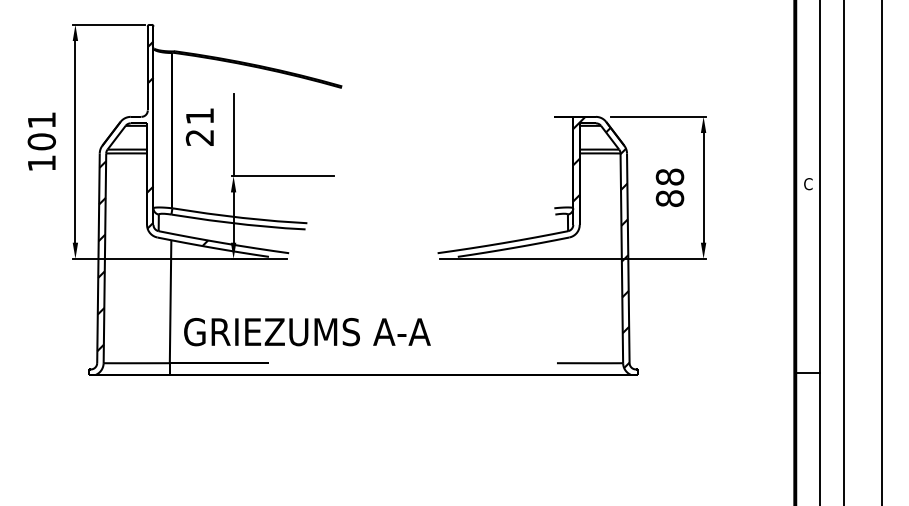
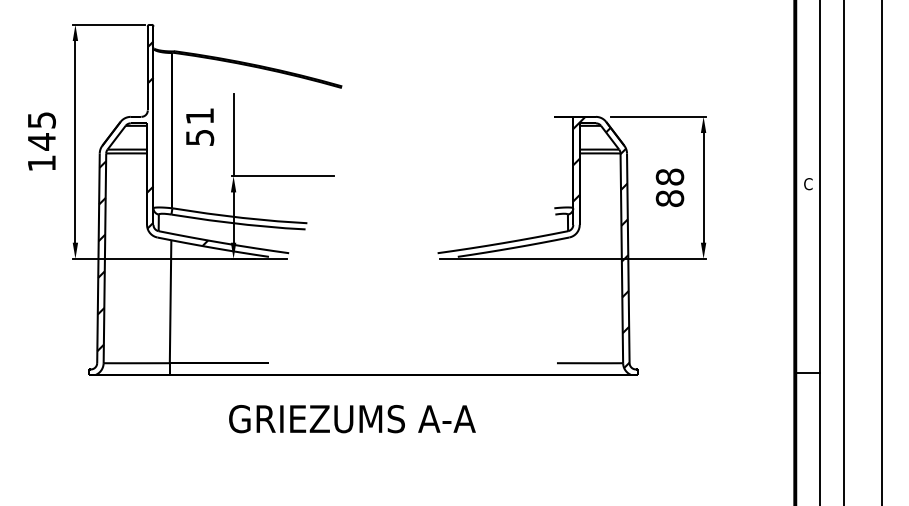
text: 101 -> 145 (41, 131)
text: 21 -> 51 (199, 137)
text position: (307, 332) -> (352, 419) (352, 419)
